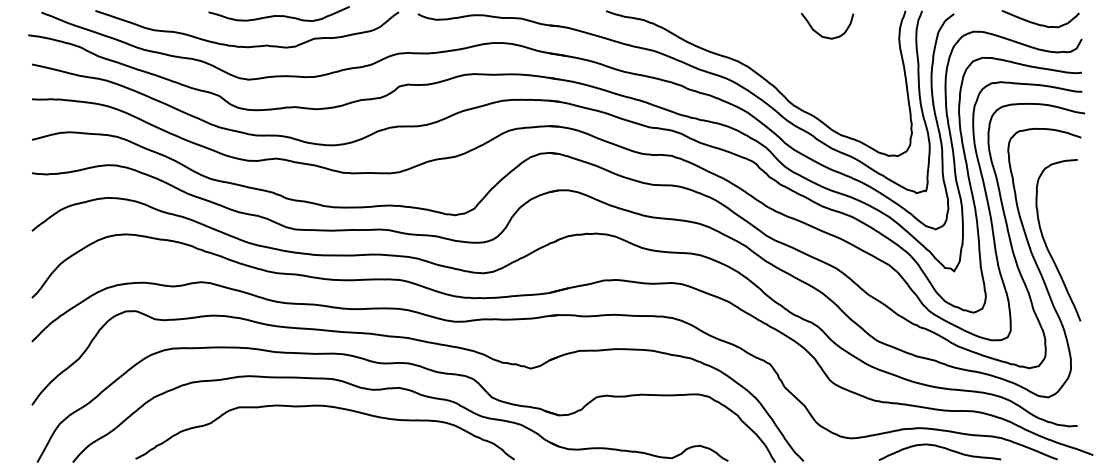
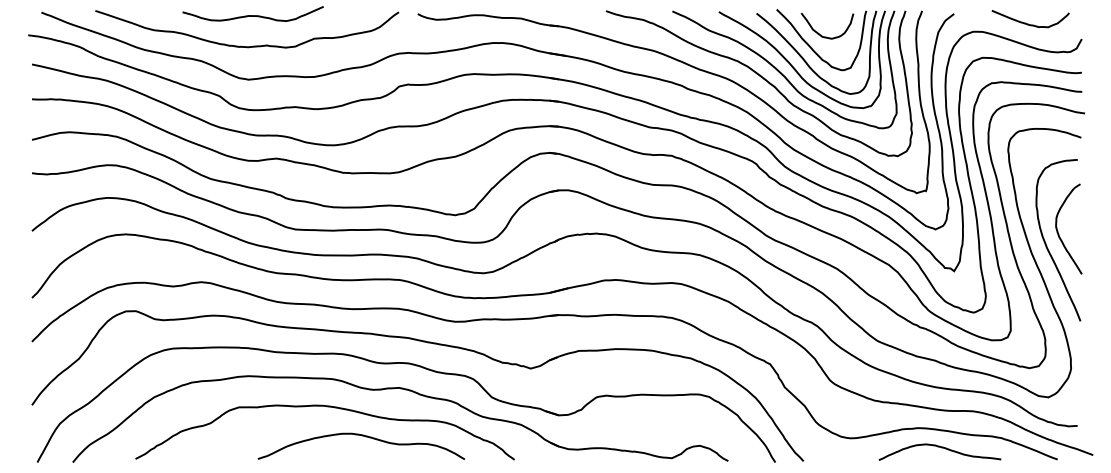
curve position: (278, 15) -> (252, 15) (252, 15)
curve position: (1038, 23) -> (1028, 23) (1028, 23)
part: none -> present (784, 69)
curve: none -> present (1058, 231)
curve: none -> present (365, 437)
